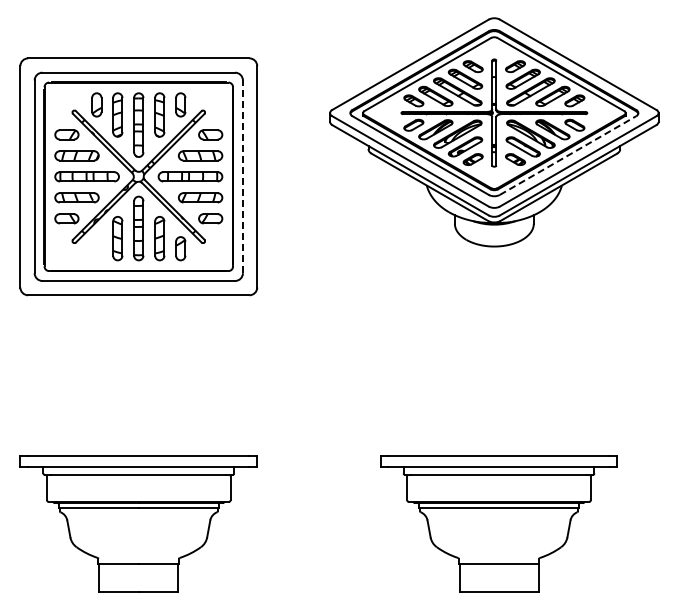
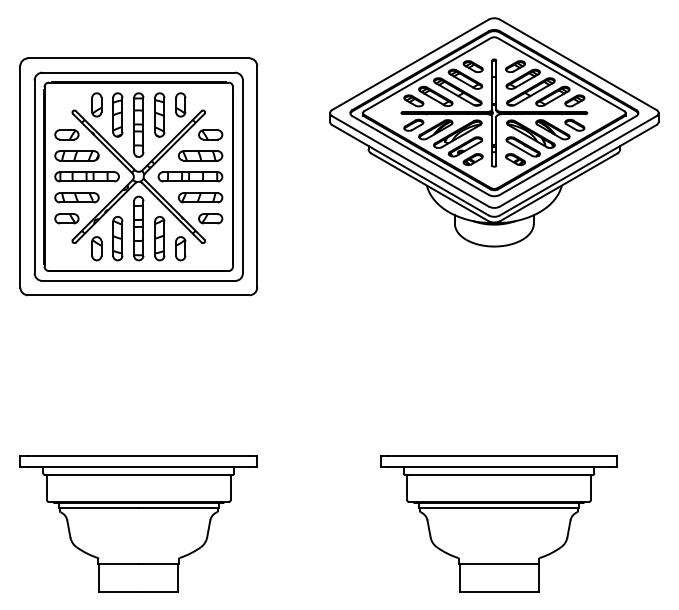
line: dashed -> solid (567, 155)
line: dashed -> solid (242, 176)
part: none -> present (96, 248)
